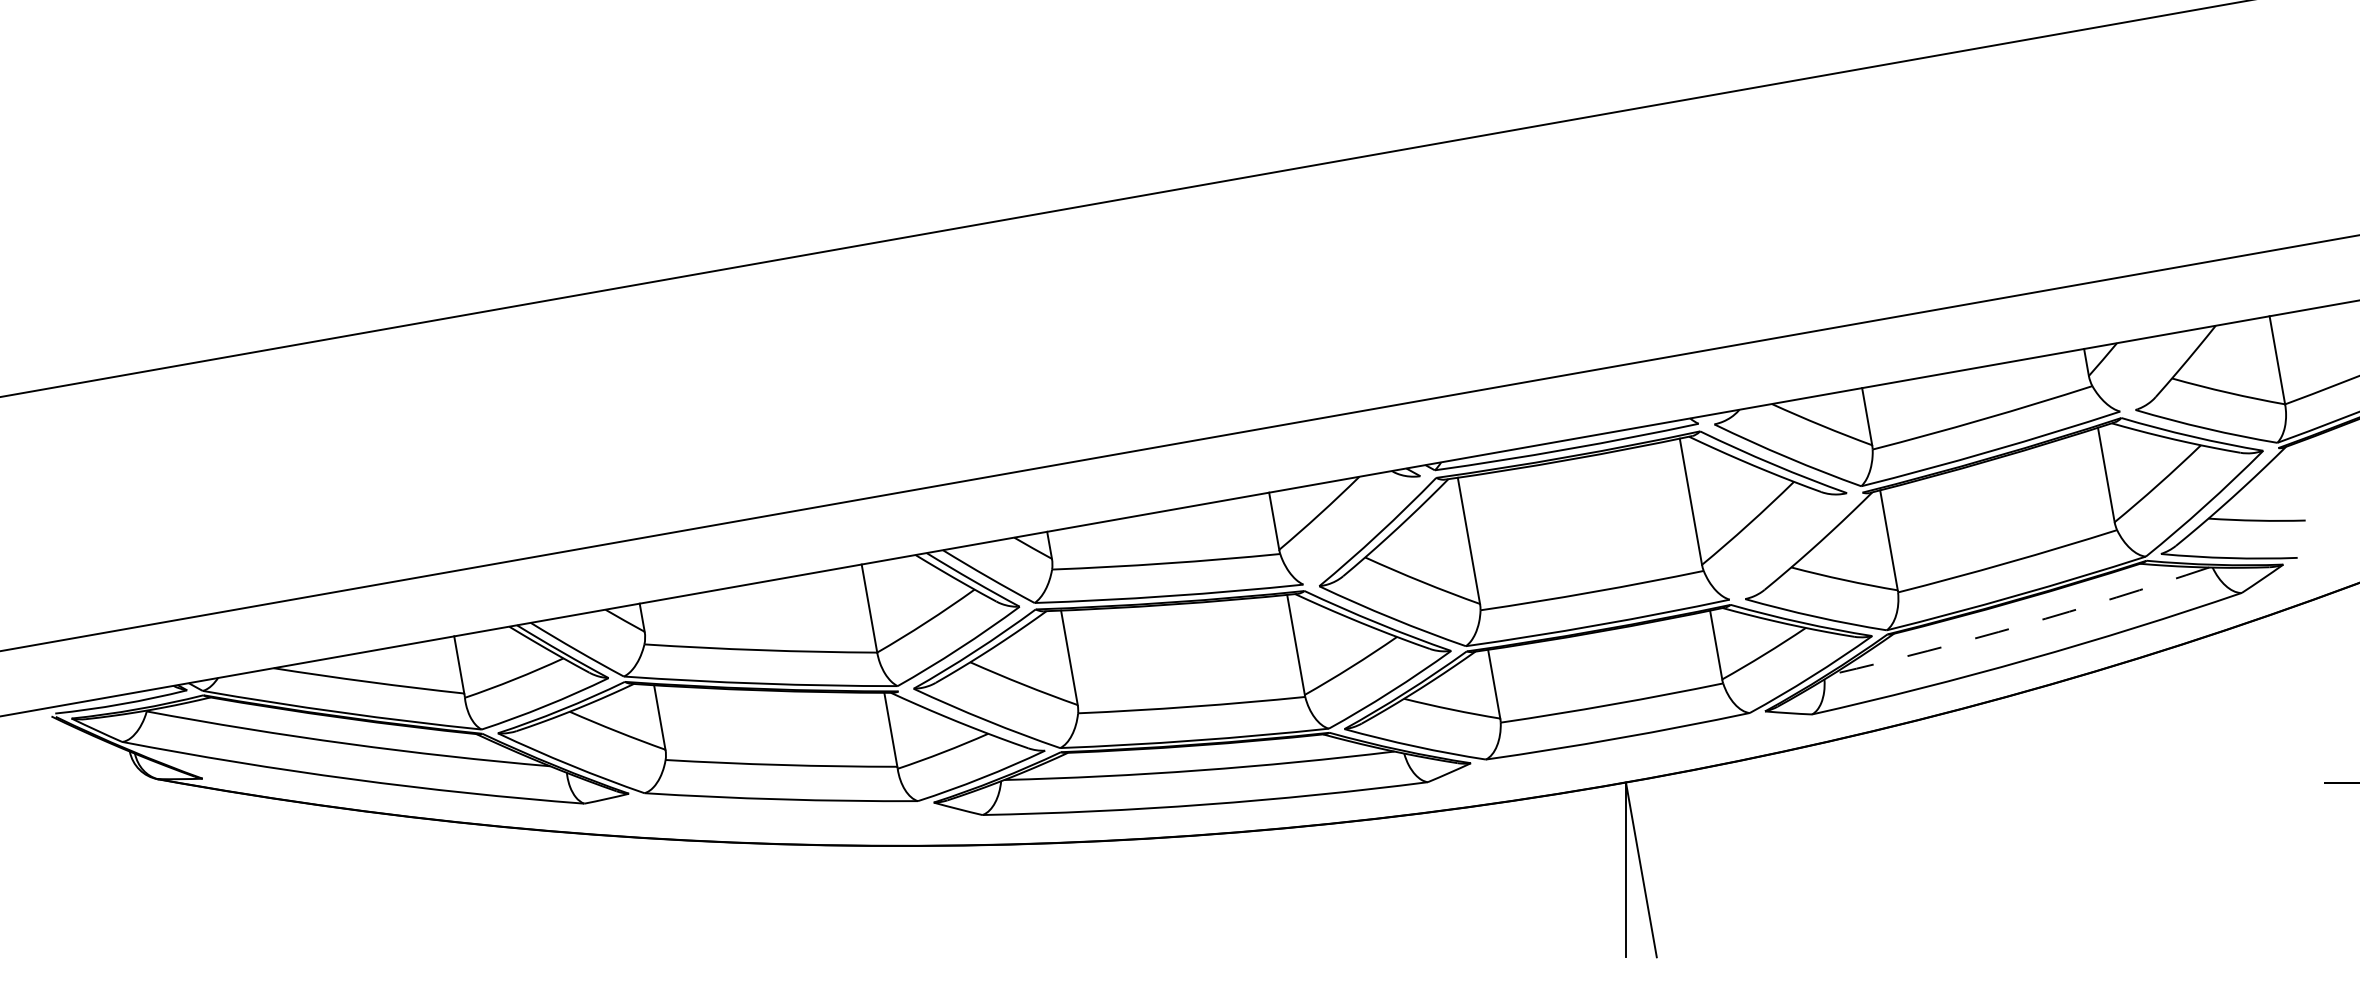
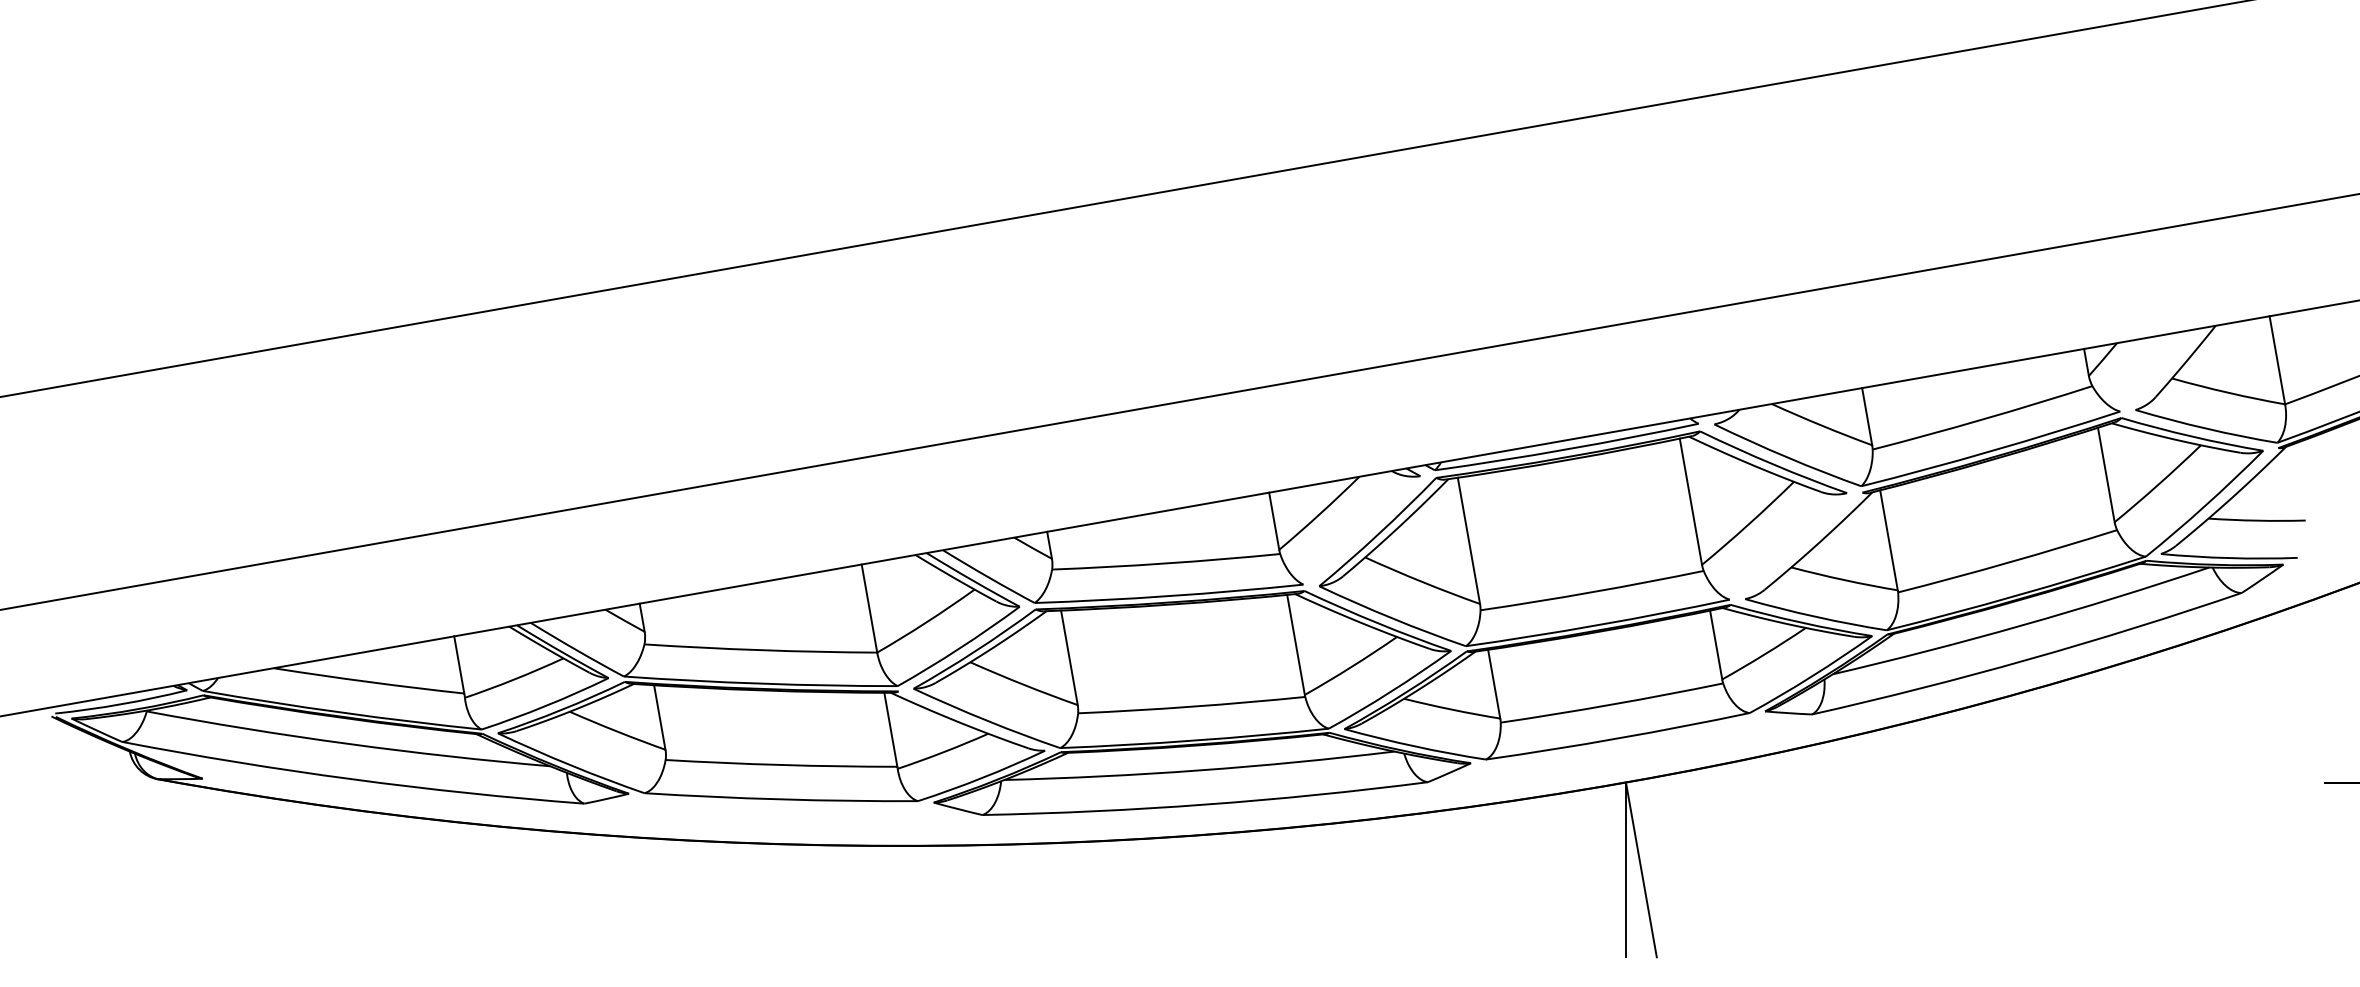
line position: (1179, 442) -> (1179, 401) (1179, 401)
arc: dashed -> solid (2022, 625)
